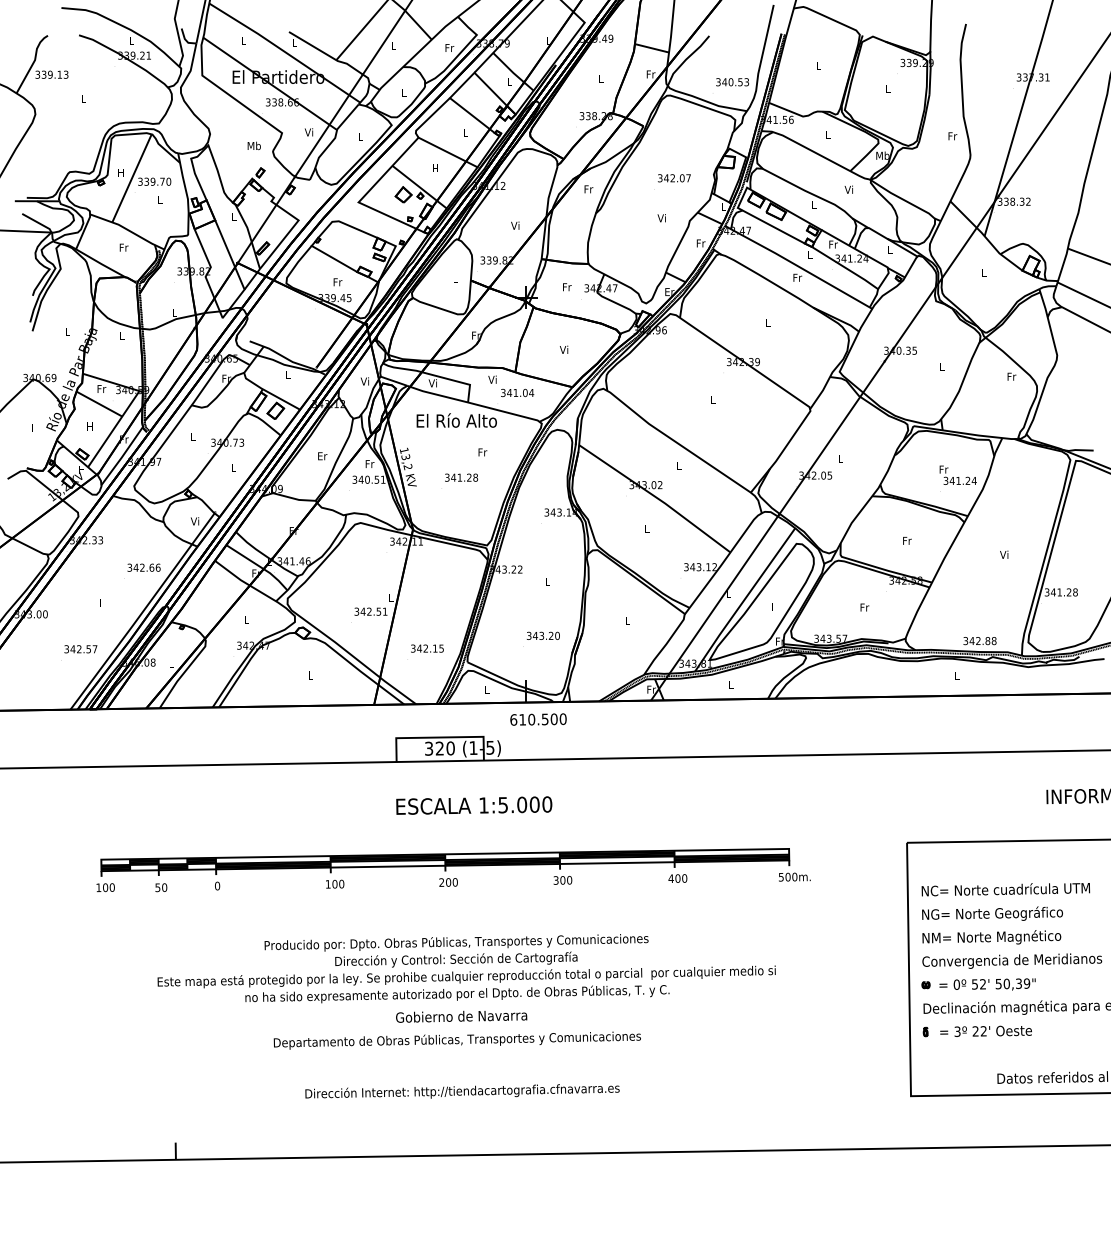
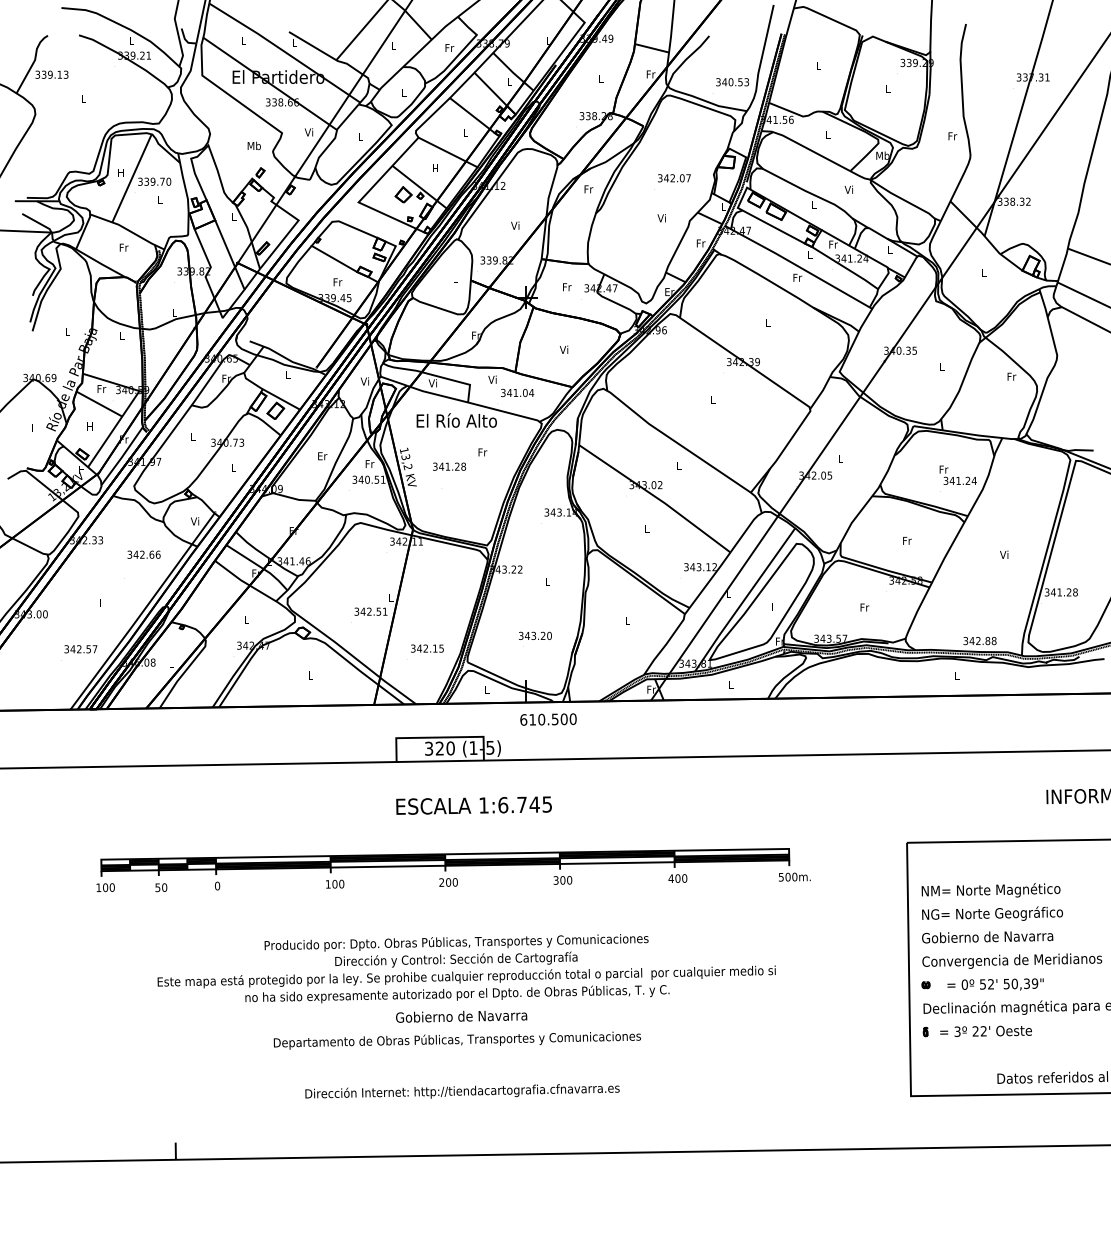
text position: (461, 477) -> (449, 466) (449, 466)
text position: (143, 567) -> (143, 554) (143, 554)
text position: (542, 635) -> (534, 635) (534, 635)
text position: (538, 719) -> (548, 719) (548, 719)
text: 1:5.000 -> 1:6.745 (525, 804)
text: NC= Norte cuadrícula UTM -> NM= Norte Magnético (1010, 890)
text: NM= Norte Magnético -> Gobierno de Navarra (991, 937)
text position: (987, 984) -> (995, 984) (995, 984)
